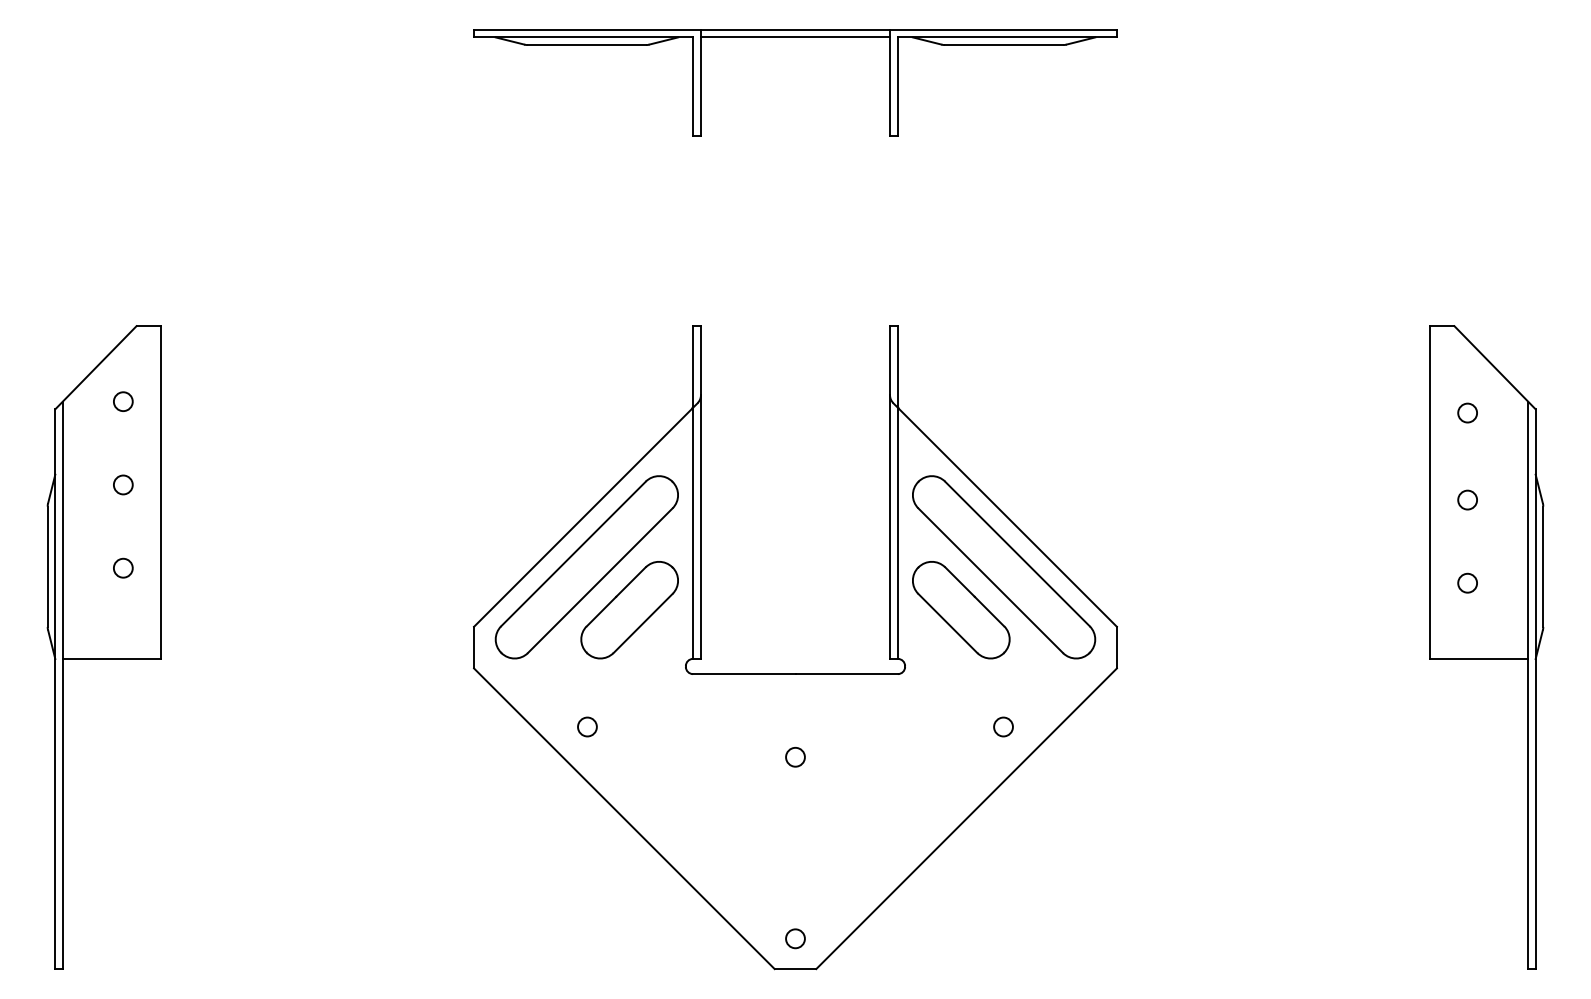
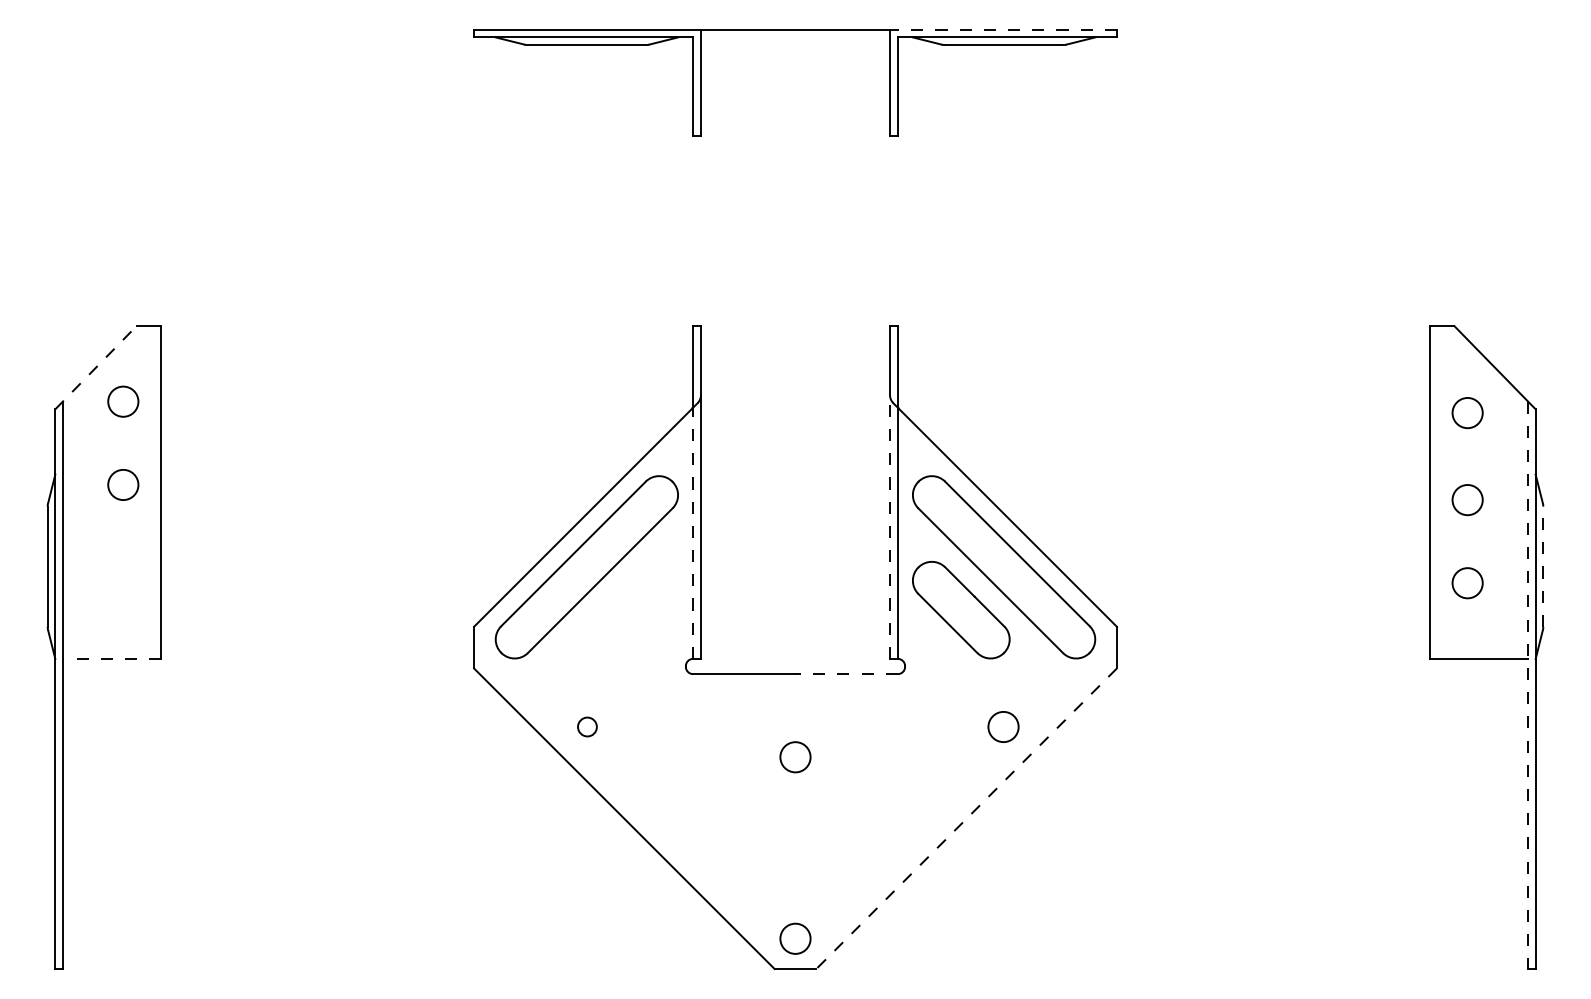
line: solid -> dashed (1002, 29)
line: present -> none (795, 37)
line: solid -> dashed (96, 367)
circle diameter: 19 px -> 30 px (123, 401)
circle diameter: 19 px -> 30 px (1467, 412)
circle diameter: 19 px -> 30 px (123, 484)
circle diameter: 19 px -> 30 px (1467, 500)
line: solid -> dashed (890, 527)
line: solid -> dashed (693, 533)
line: solid -> dashed (1543, 566)
circle: present -> none (123, 567)
circle diameter: 19 px -> 30 px (1467, 583)
part: present -> none (629, 610)
line: solid -> dashed (111, 659)
line: solid -> dashed (846, 674)
line: solid -> dashed (1528, 685)
circle diameter: 19 px -> 30 px (1003, 726)
circle diameter: 19 px -> 30 px (795, 757)
line: solid -> dashed (966, 818)
circle diameter: 19 px -> 30 px (795, 938)
